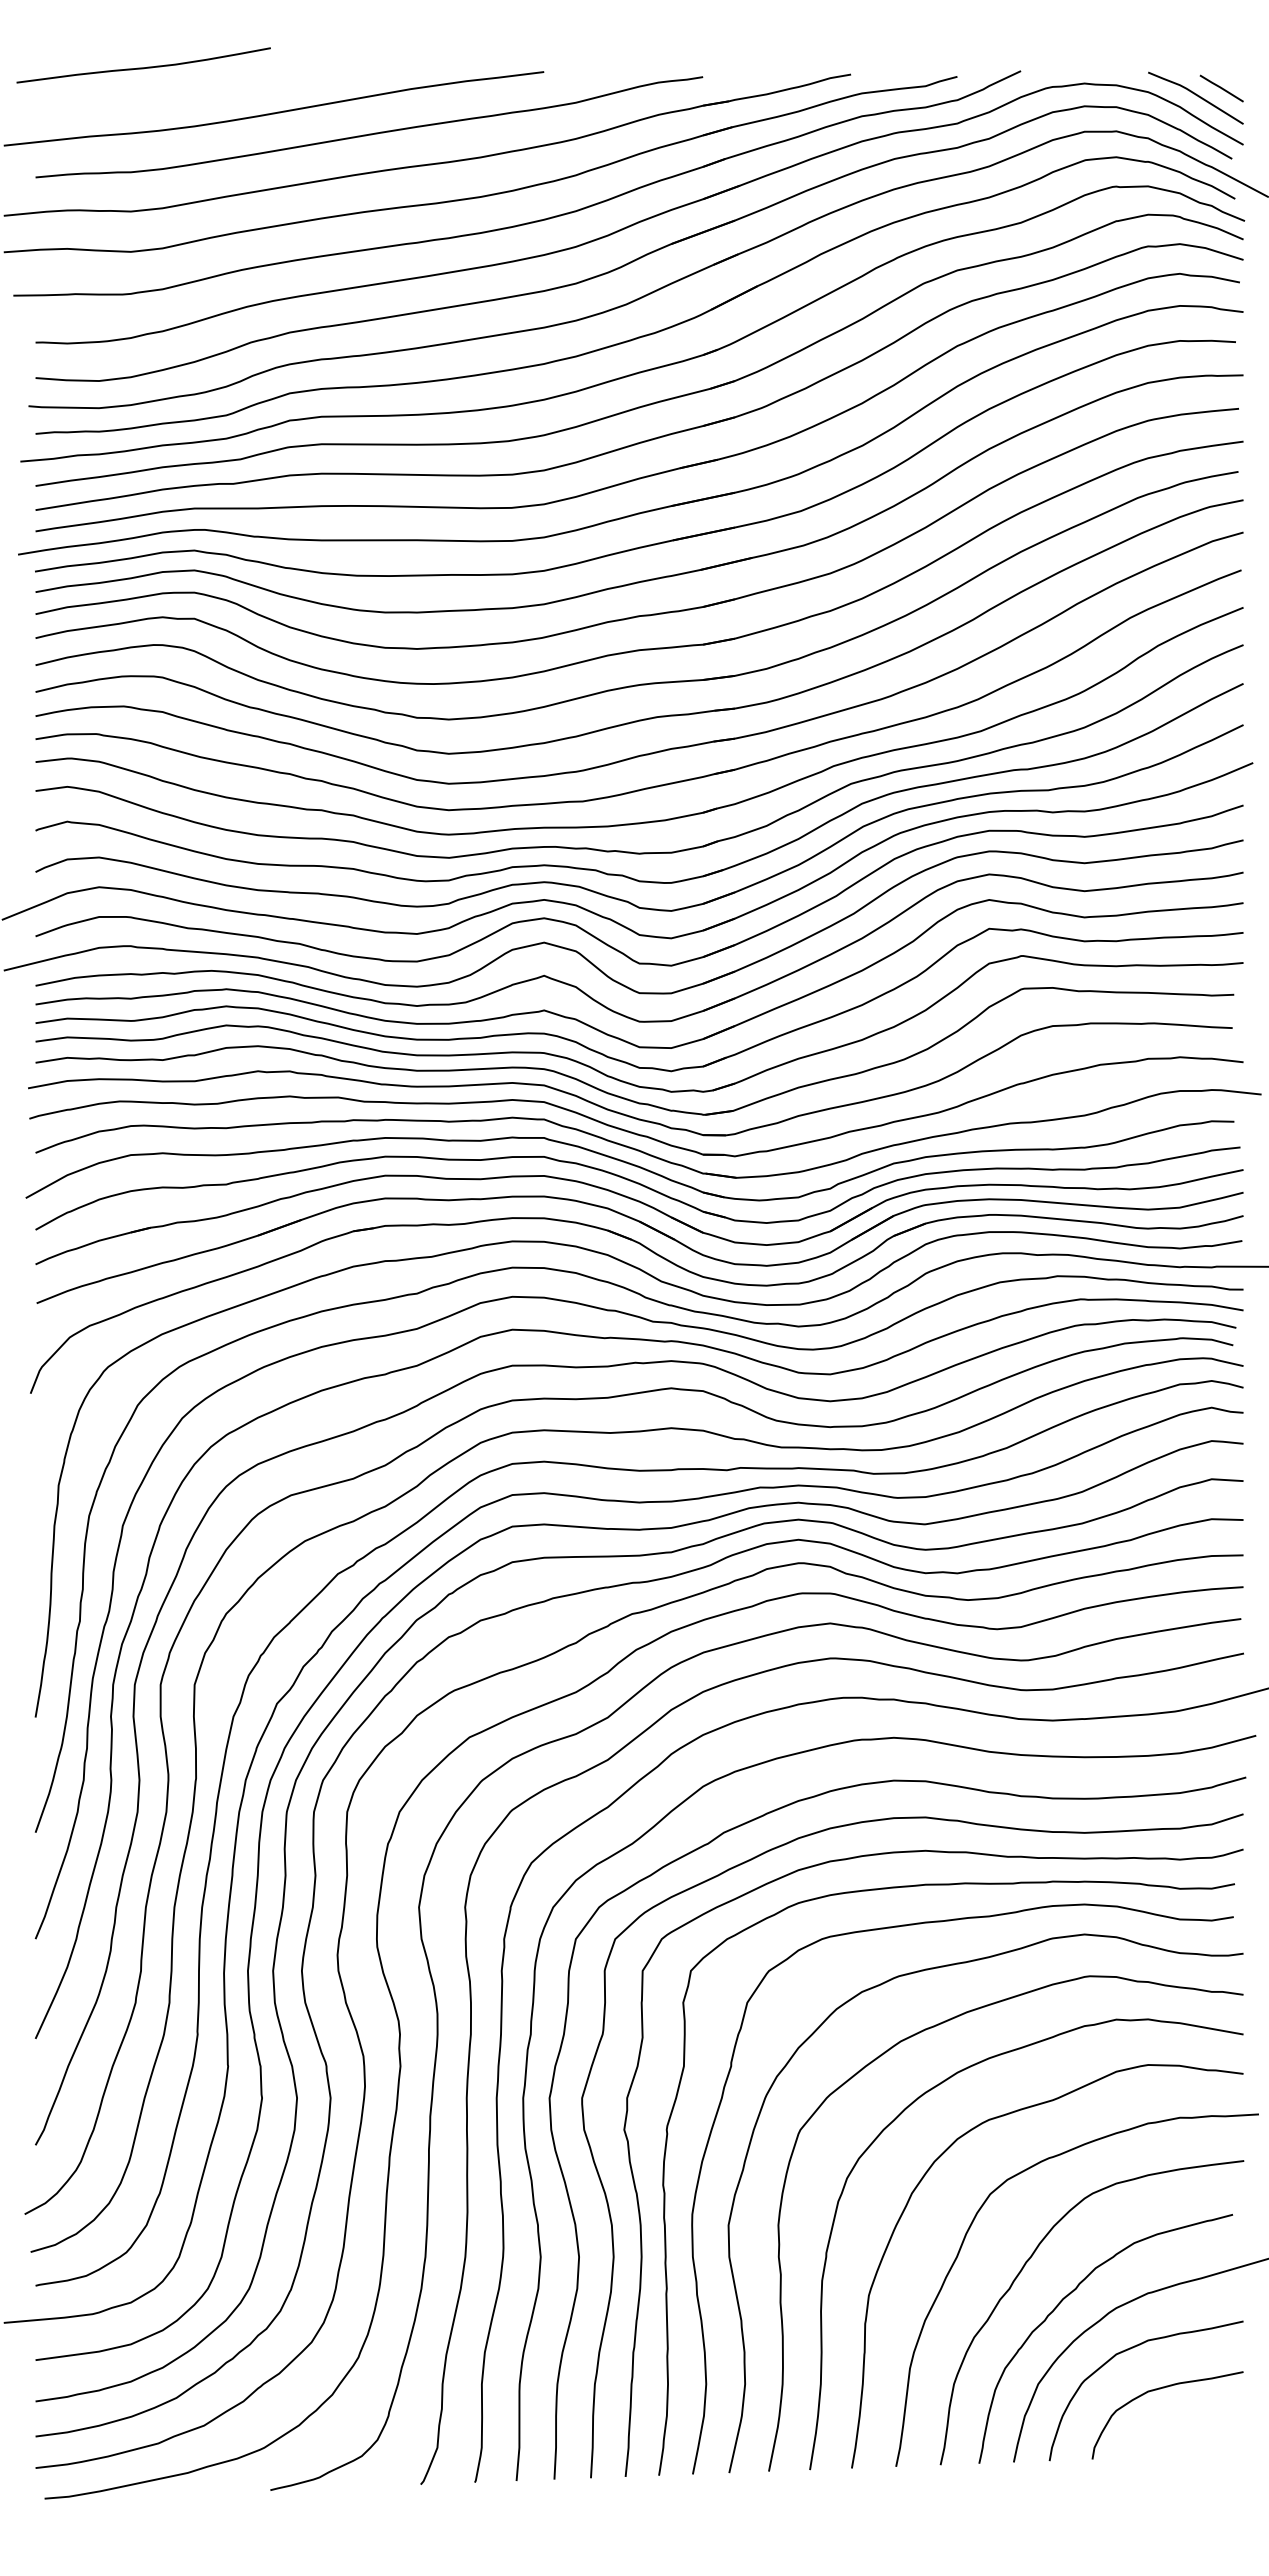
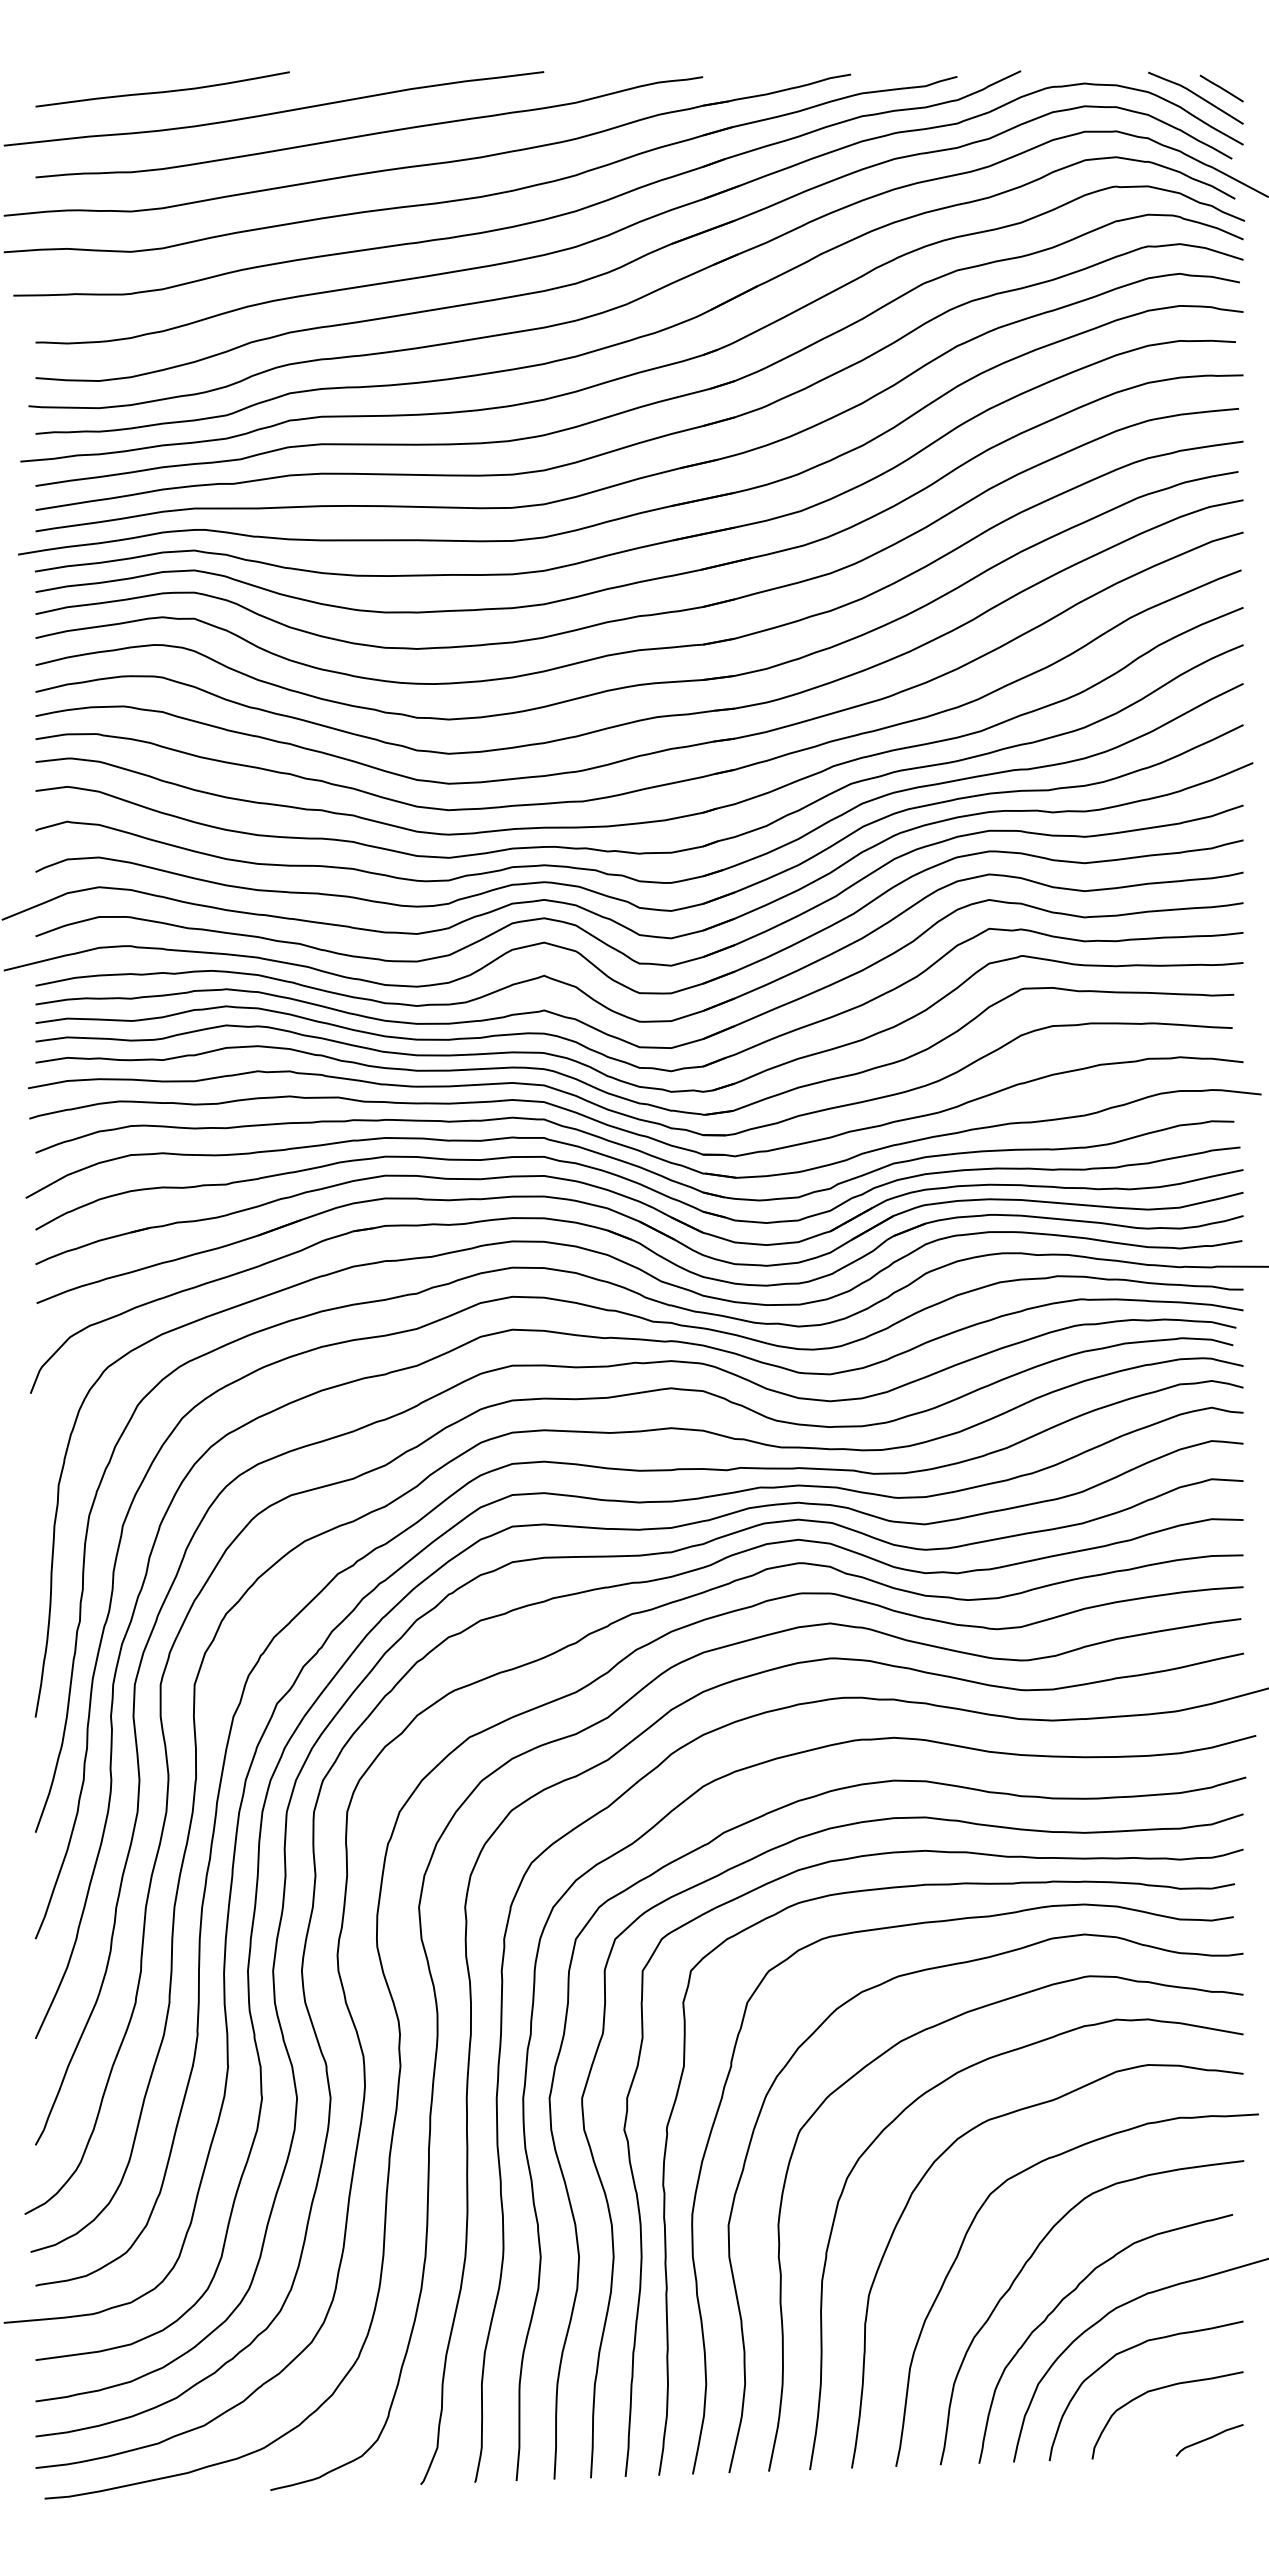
curve position: (143, 67) -> (162, 91) (162, 91)
curve: none -> present (1209, 2439)
